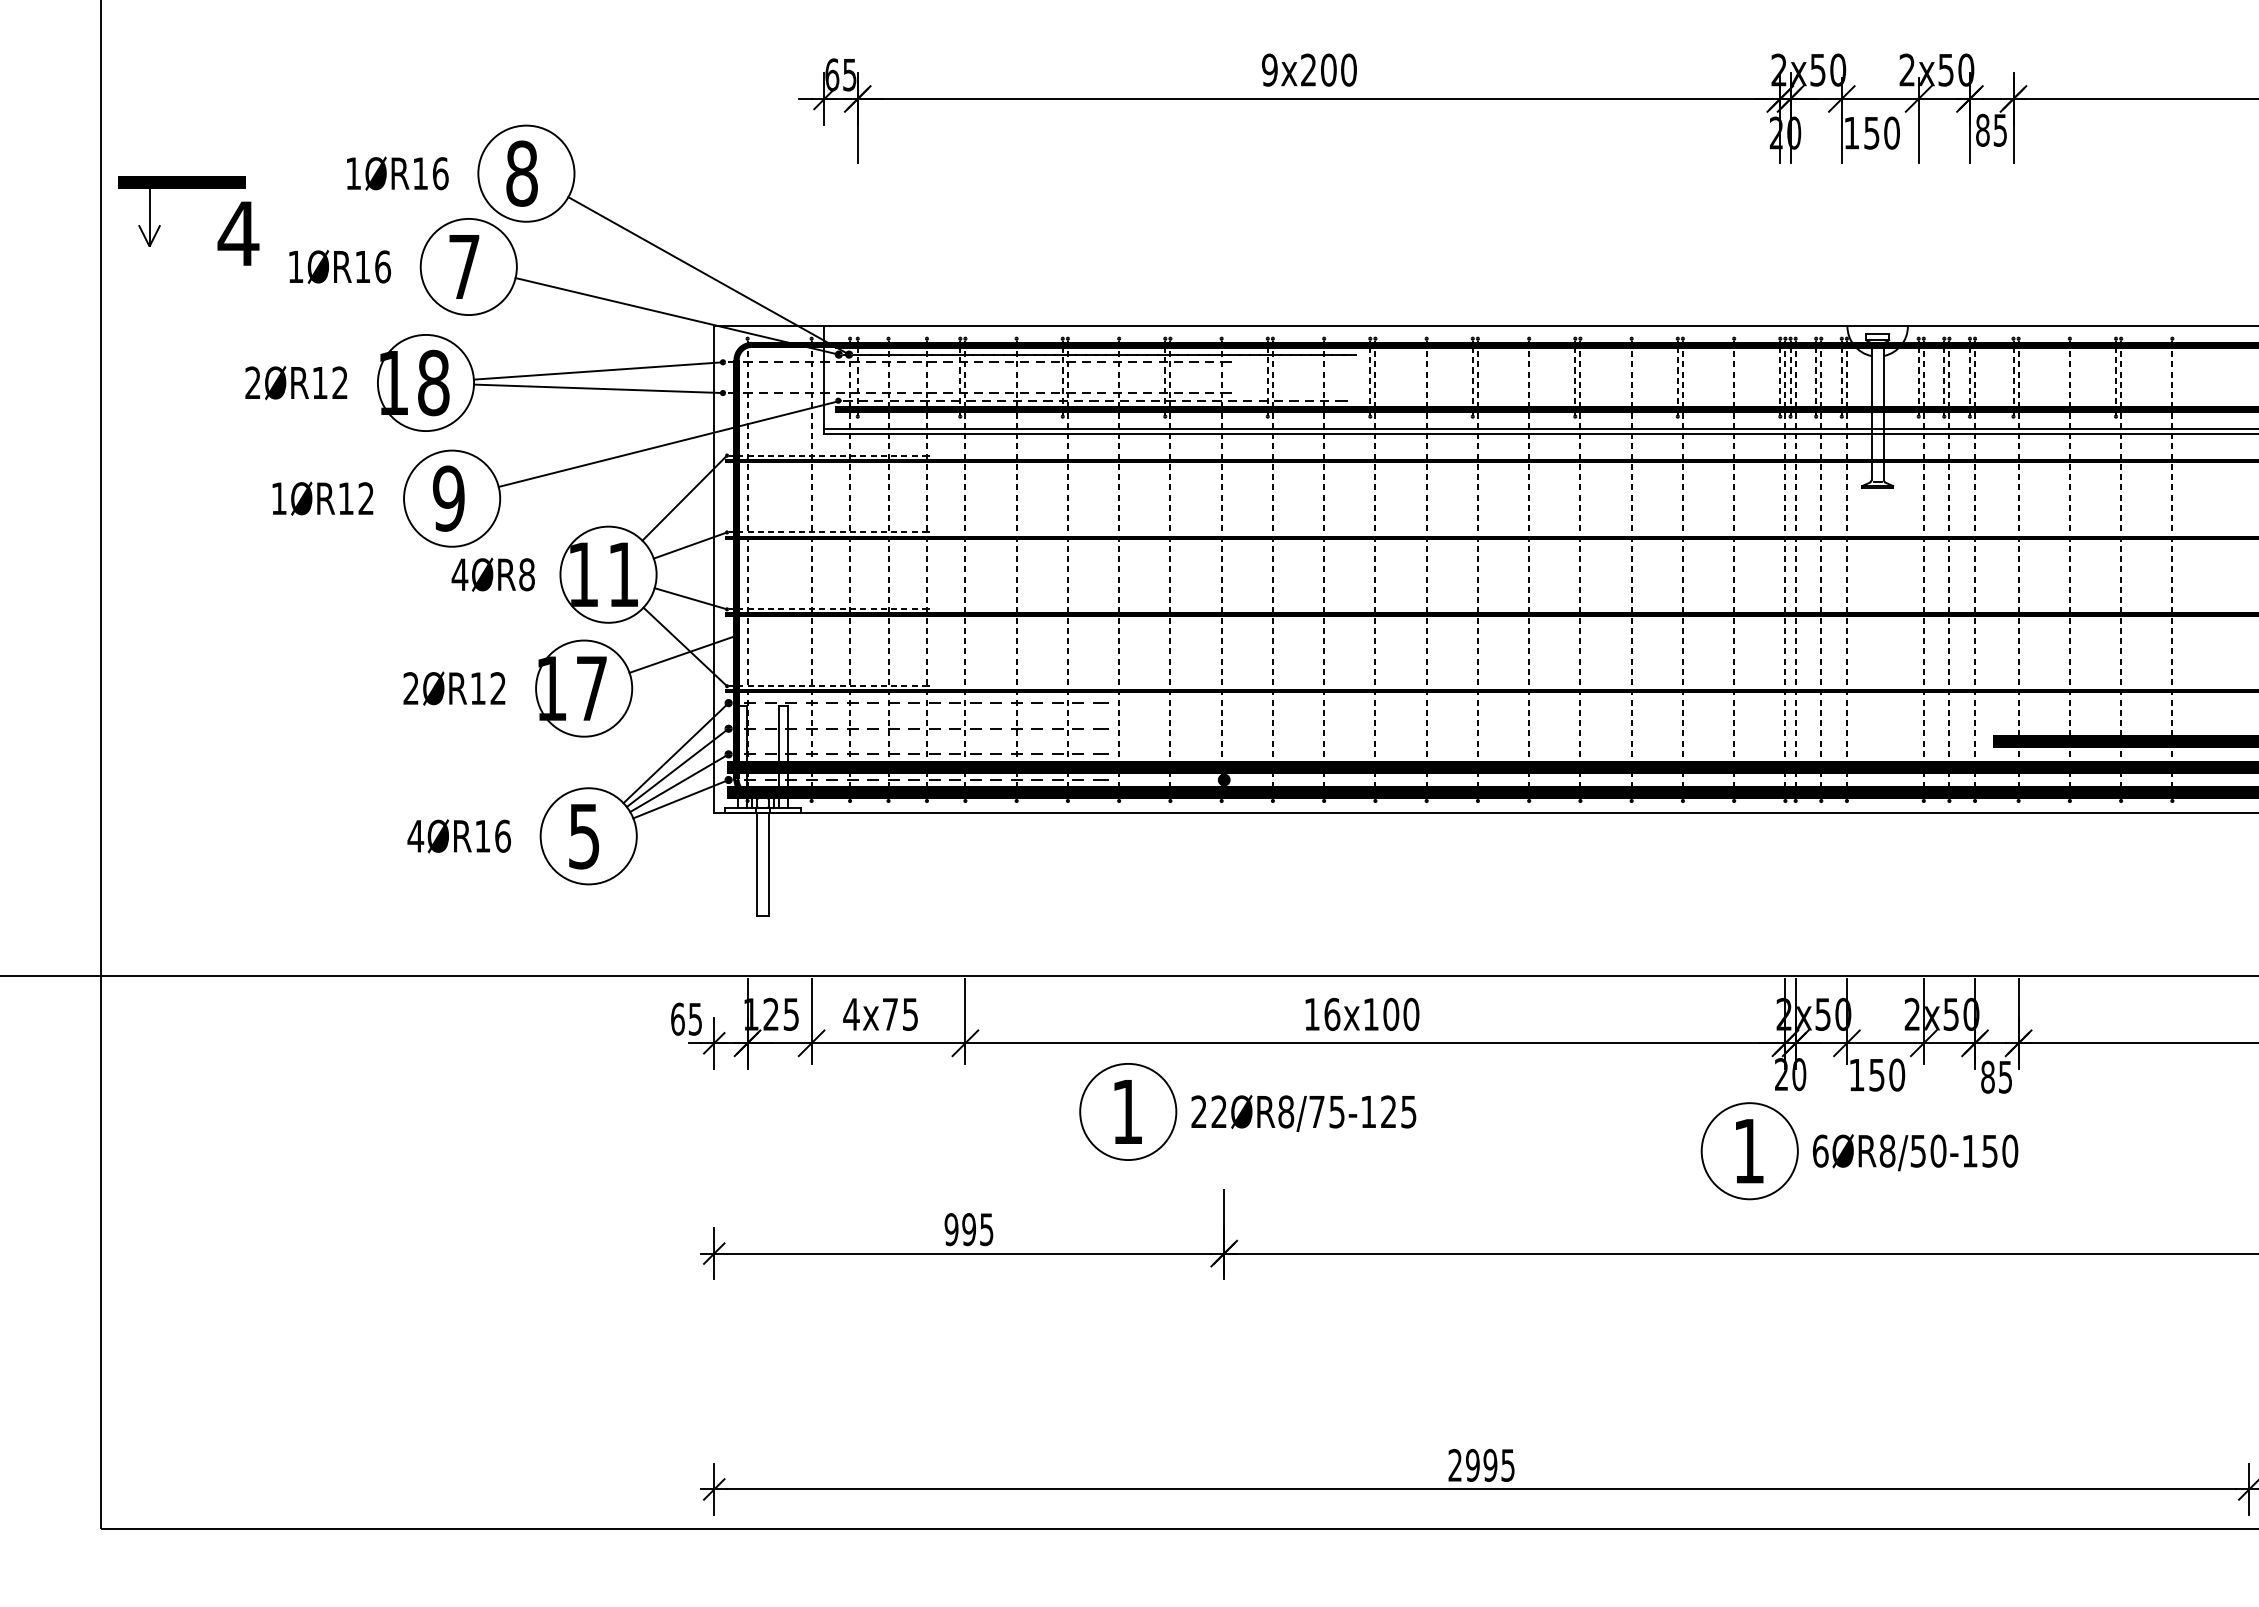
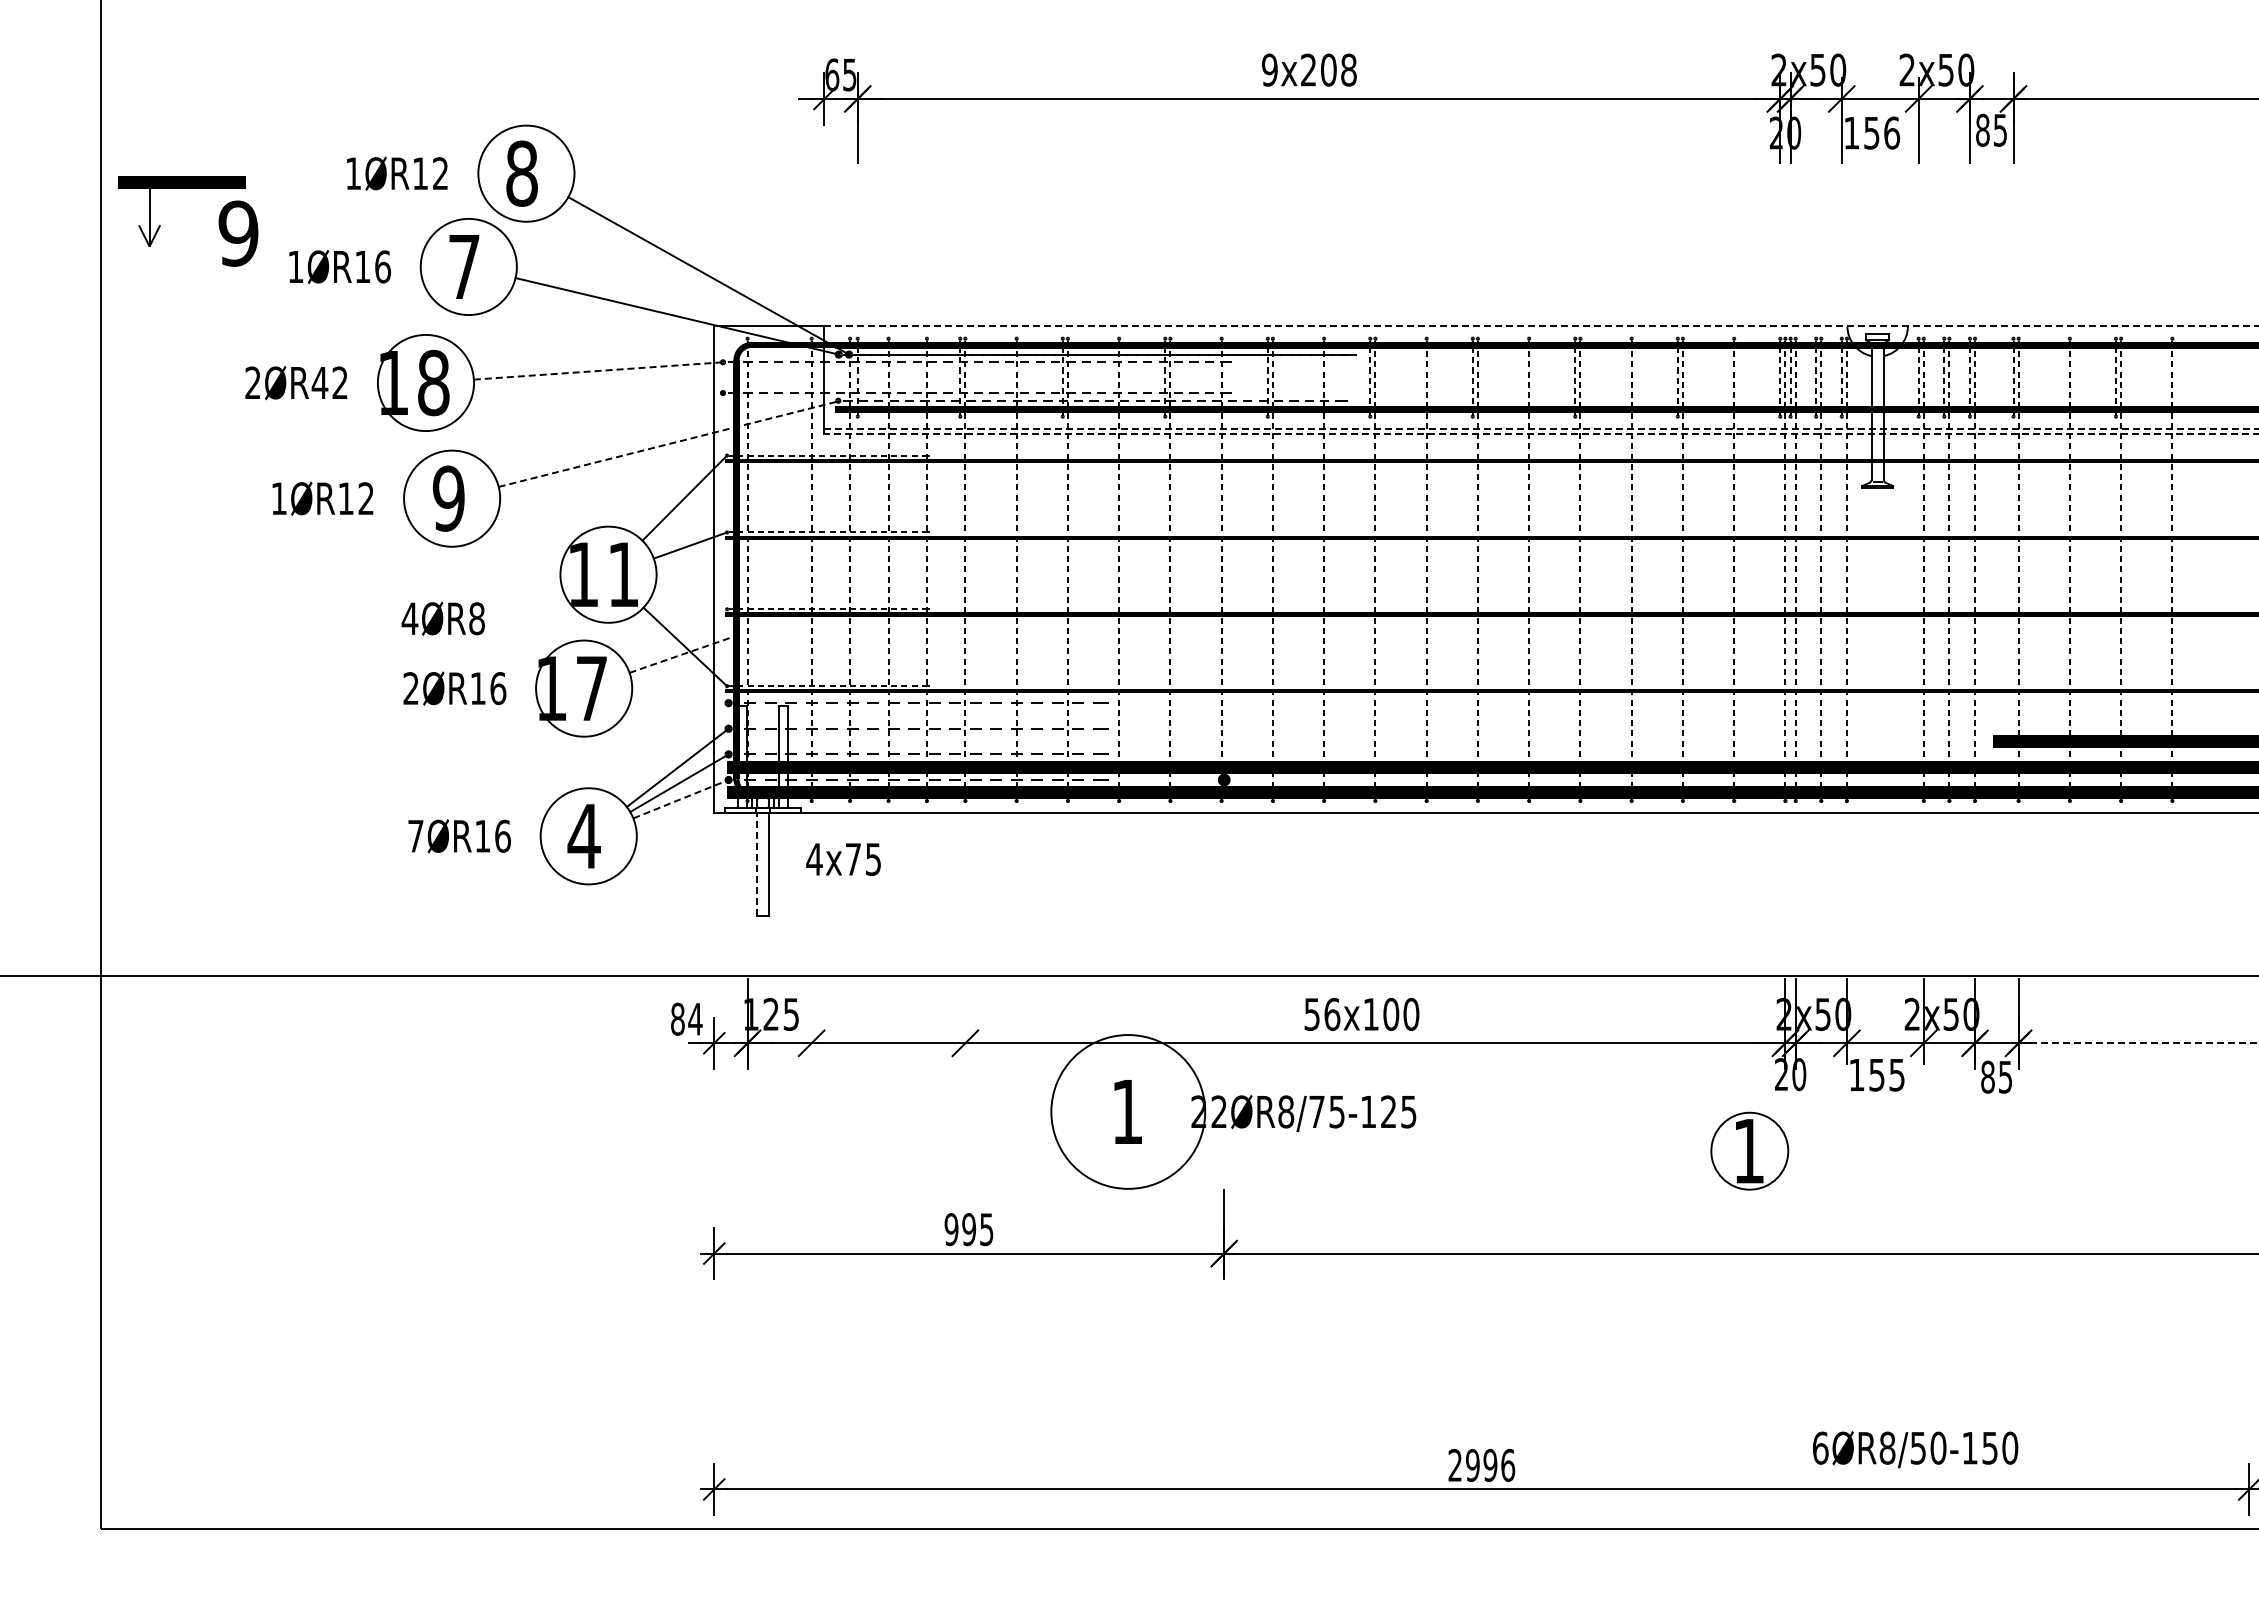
text: 9x200 -> 9x208 (1348, 70)
text: 150 -> 156 (1892, 132)
text: 1ØR16 -> 1ØR12 (440, 173)
text: 4 -> 9 (238, 233)
line: solid -> dashed (1542, 326)
line: solid -> dashed (598, 370)
text: 2ØR12 -> 2ØR42 (319, 382)
line: present -> none (598, 388)
line: solid -> dashed (1542, 428)
line: solid -> dashed (1541, 434)
line: solid -> dashed (670, 443)
text position: (492, 574) -> (442, 618) (442, 618)
line: present -> none (690, 598)
line: solid -> dashed (683, 654)
text: 2ØR12 -> 2ØR16 (498, 688)
line: present -> none (675, 753)
line: solid -> dashed (681, 799)
text: 4ØR16 -> 7ØR16 (415, 836)
text: 5 -> 4 (583, 836)
line: solid -> dashed (756, 864)
text position: (880, 1014) -> (843, 859) (843, 859)
text: 16x100 -> 56x100 (1311, 1014)
text: 65 -> 84 (686, 1018)
line: present -> none (811, 1021)
line: present -> none (965, 1021)
line: solid -> dashed (2138, 1043)
text: 150 -> 155 (1897, 1074)
circle diameter: 96 px -> 154 px (1128, 1111)
circle diameter: 96 px -> 77 px (1749, 1150)
text position: (1915, 1152) -> (1915, 1449) (1915, 1449)
text: 2995 -> 2996 (1508, 1464)
